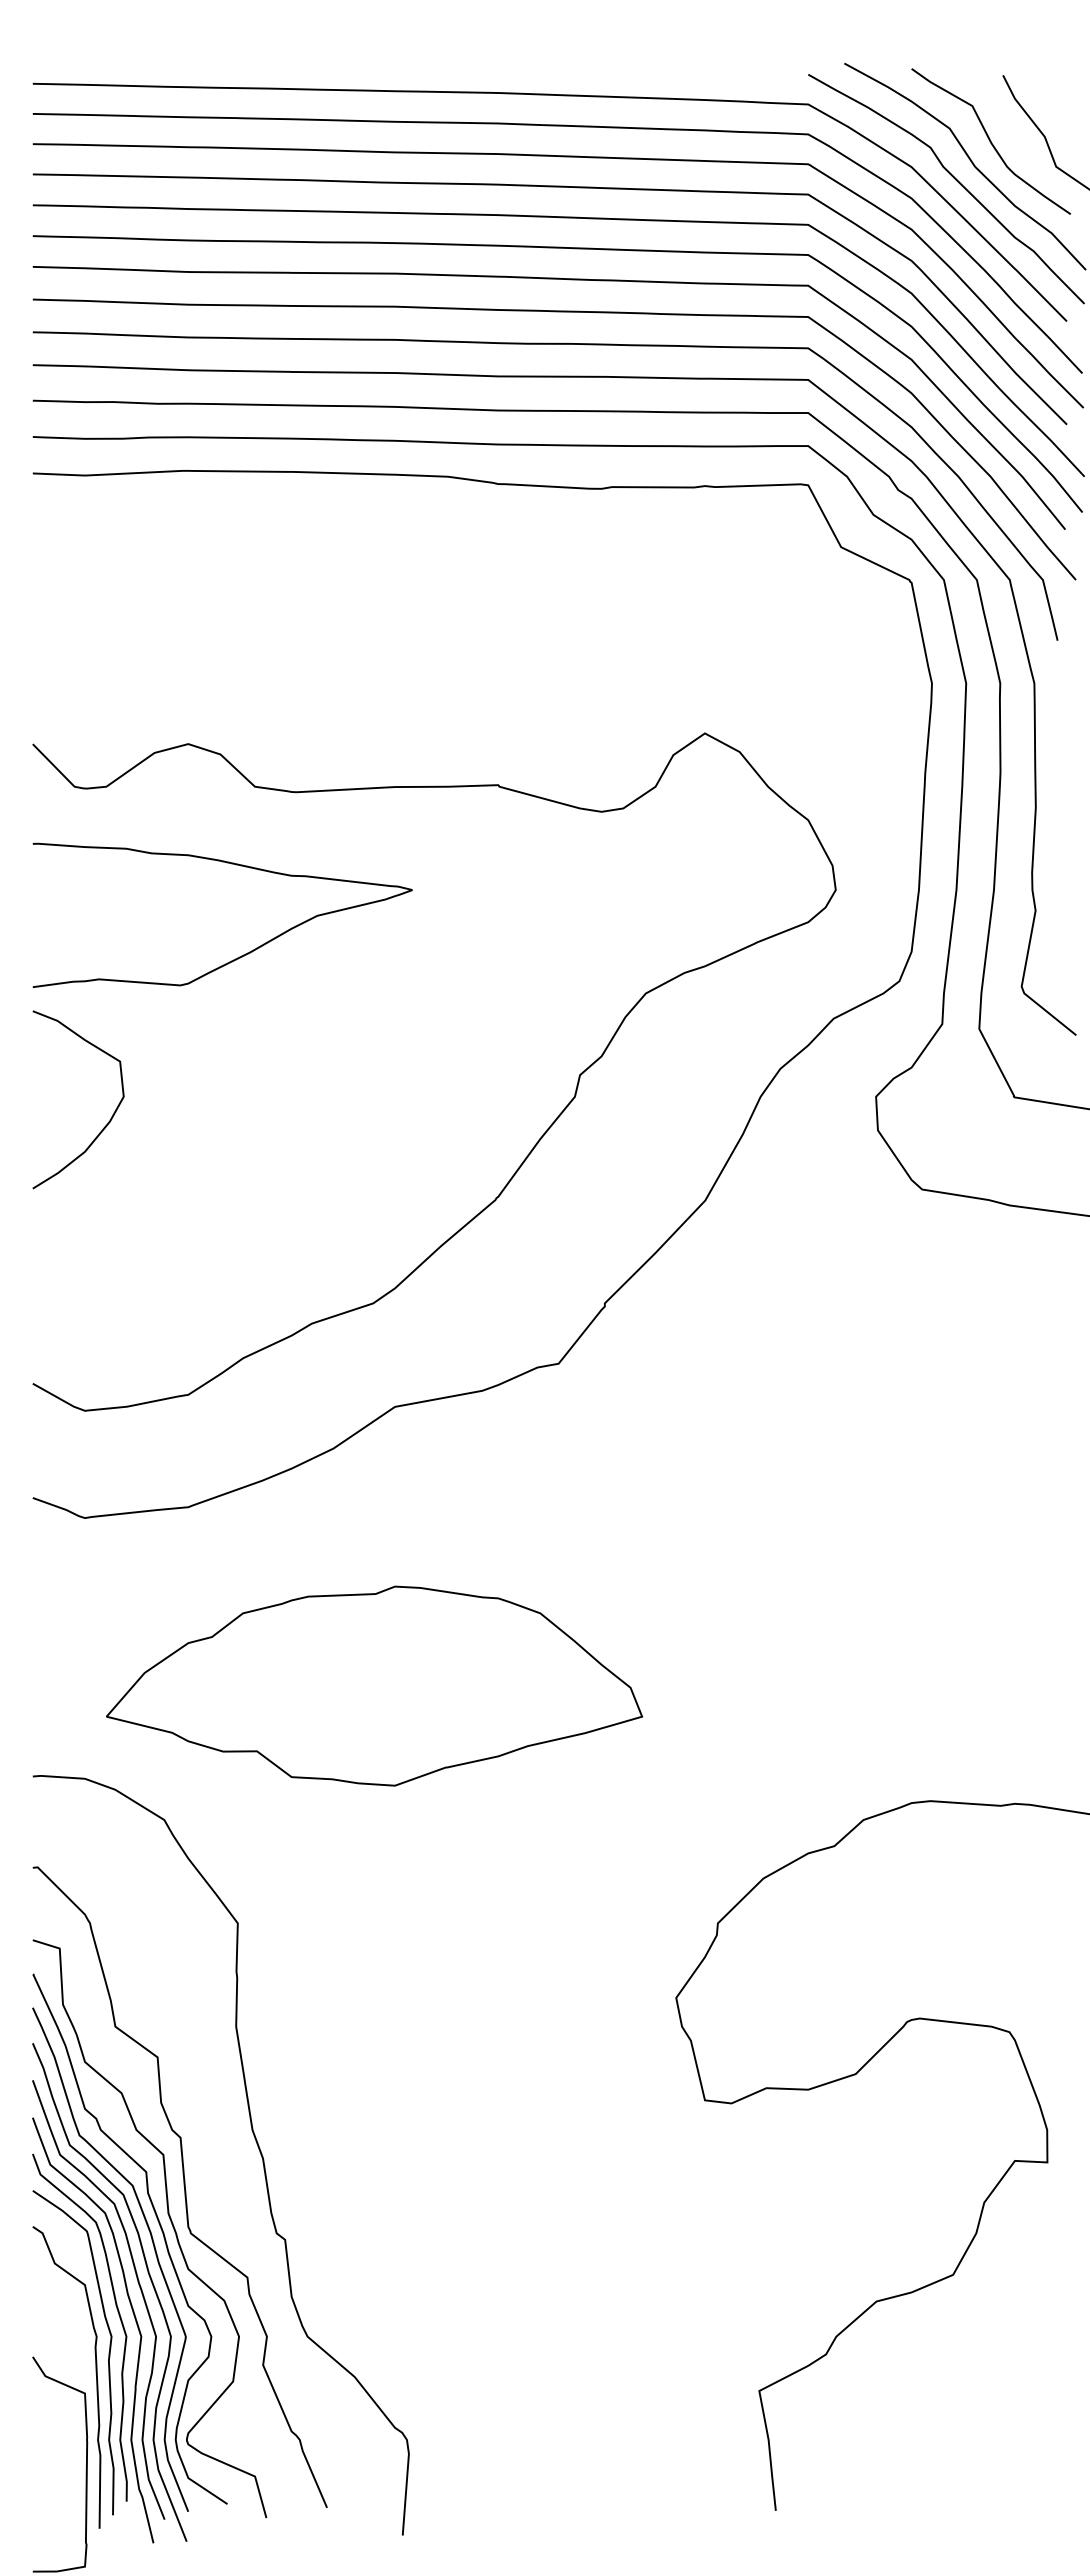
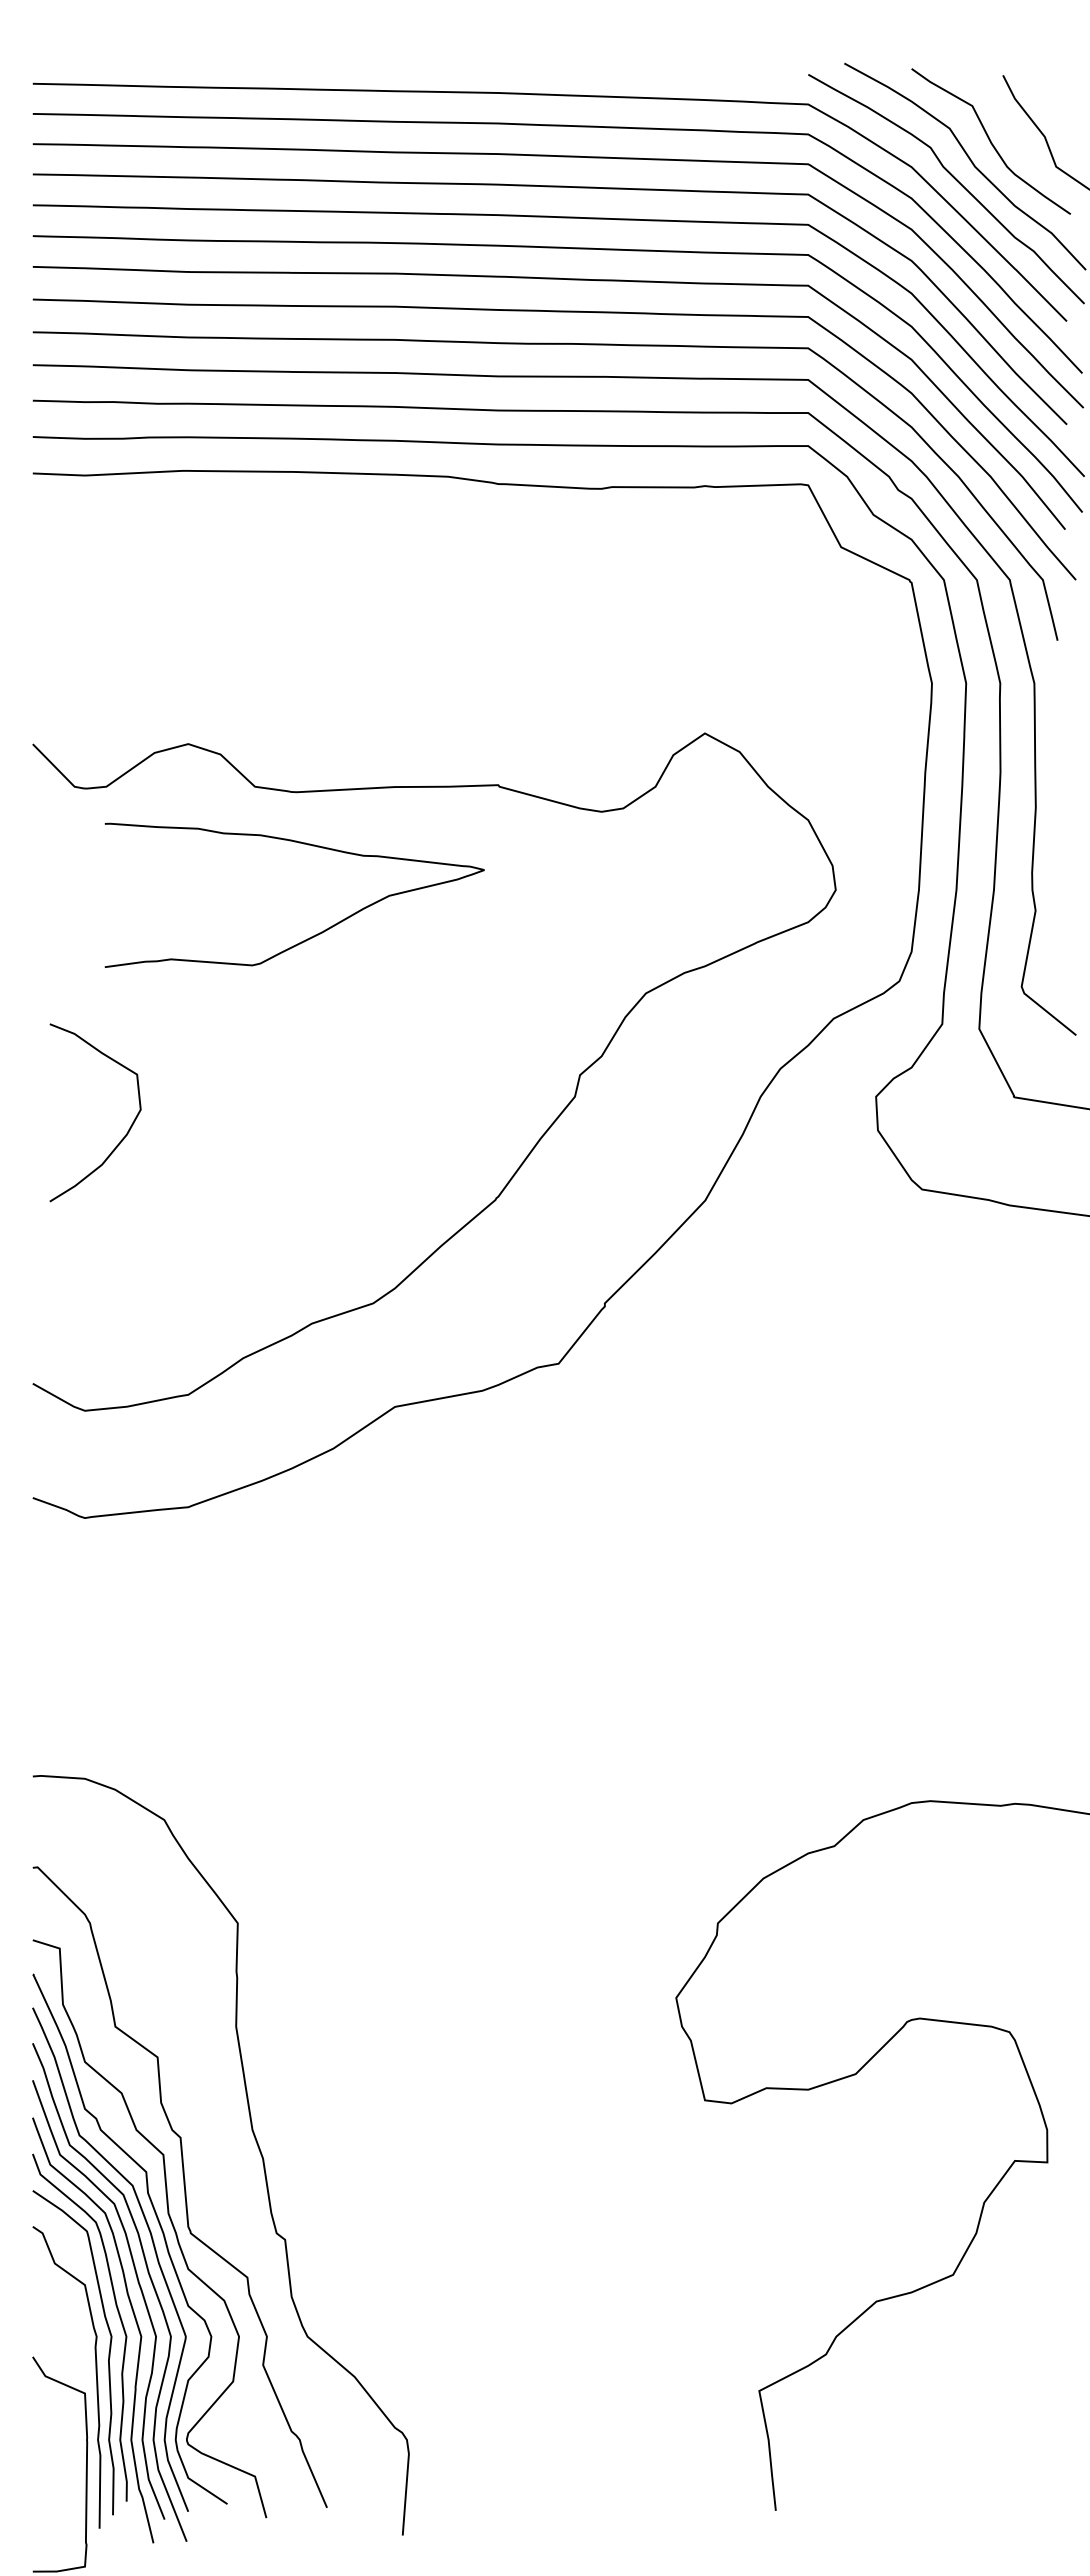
curve position: (243, 954) -> (315, 934) (315, 934)
curve position: (107, 1122) -> (124, 1135) (124, 1135)
part: present -> none (374, 1685)
